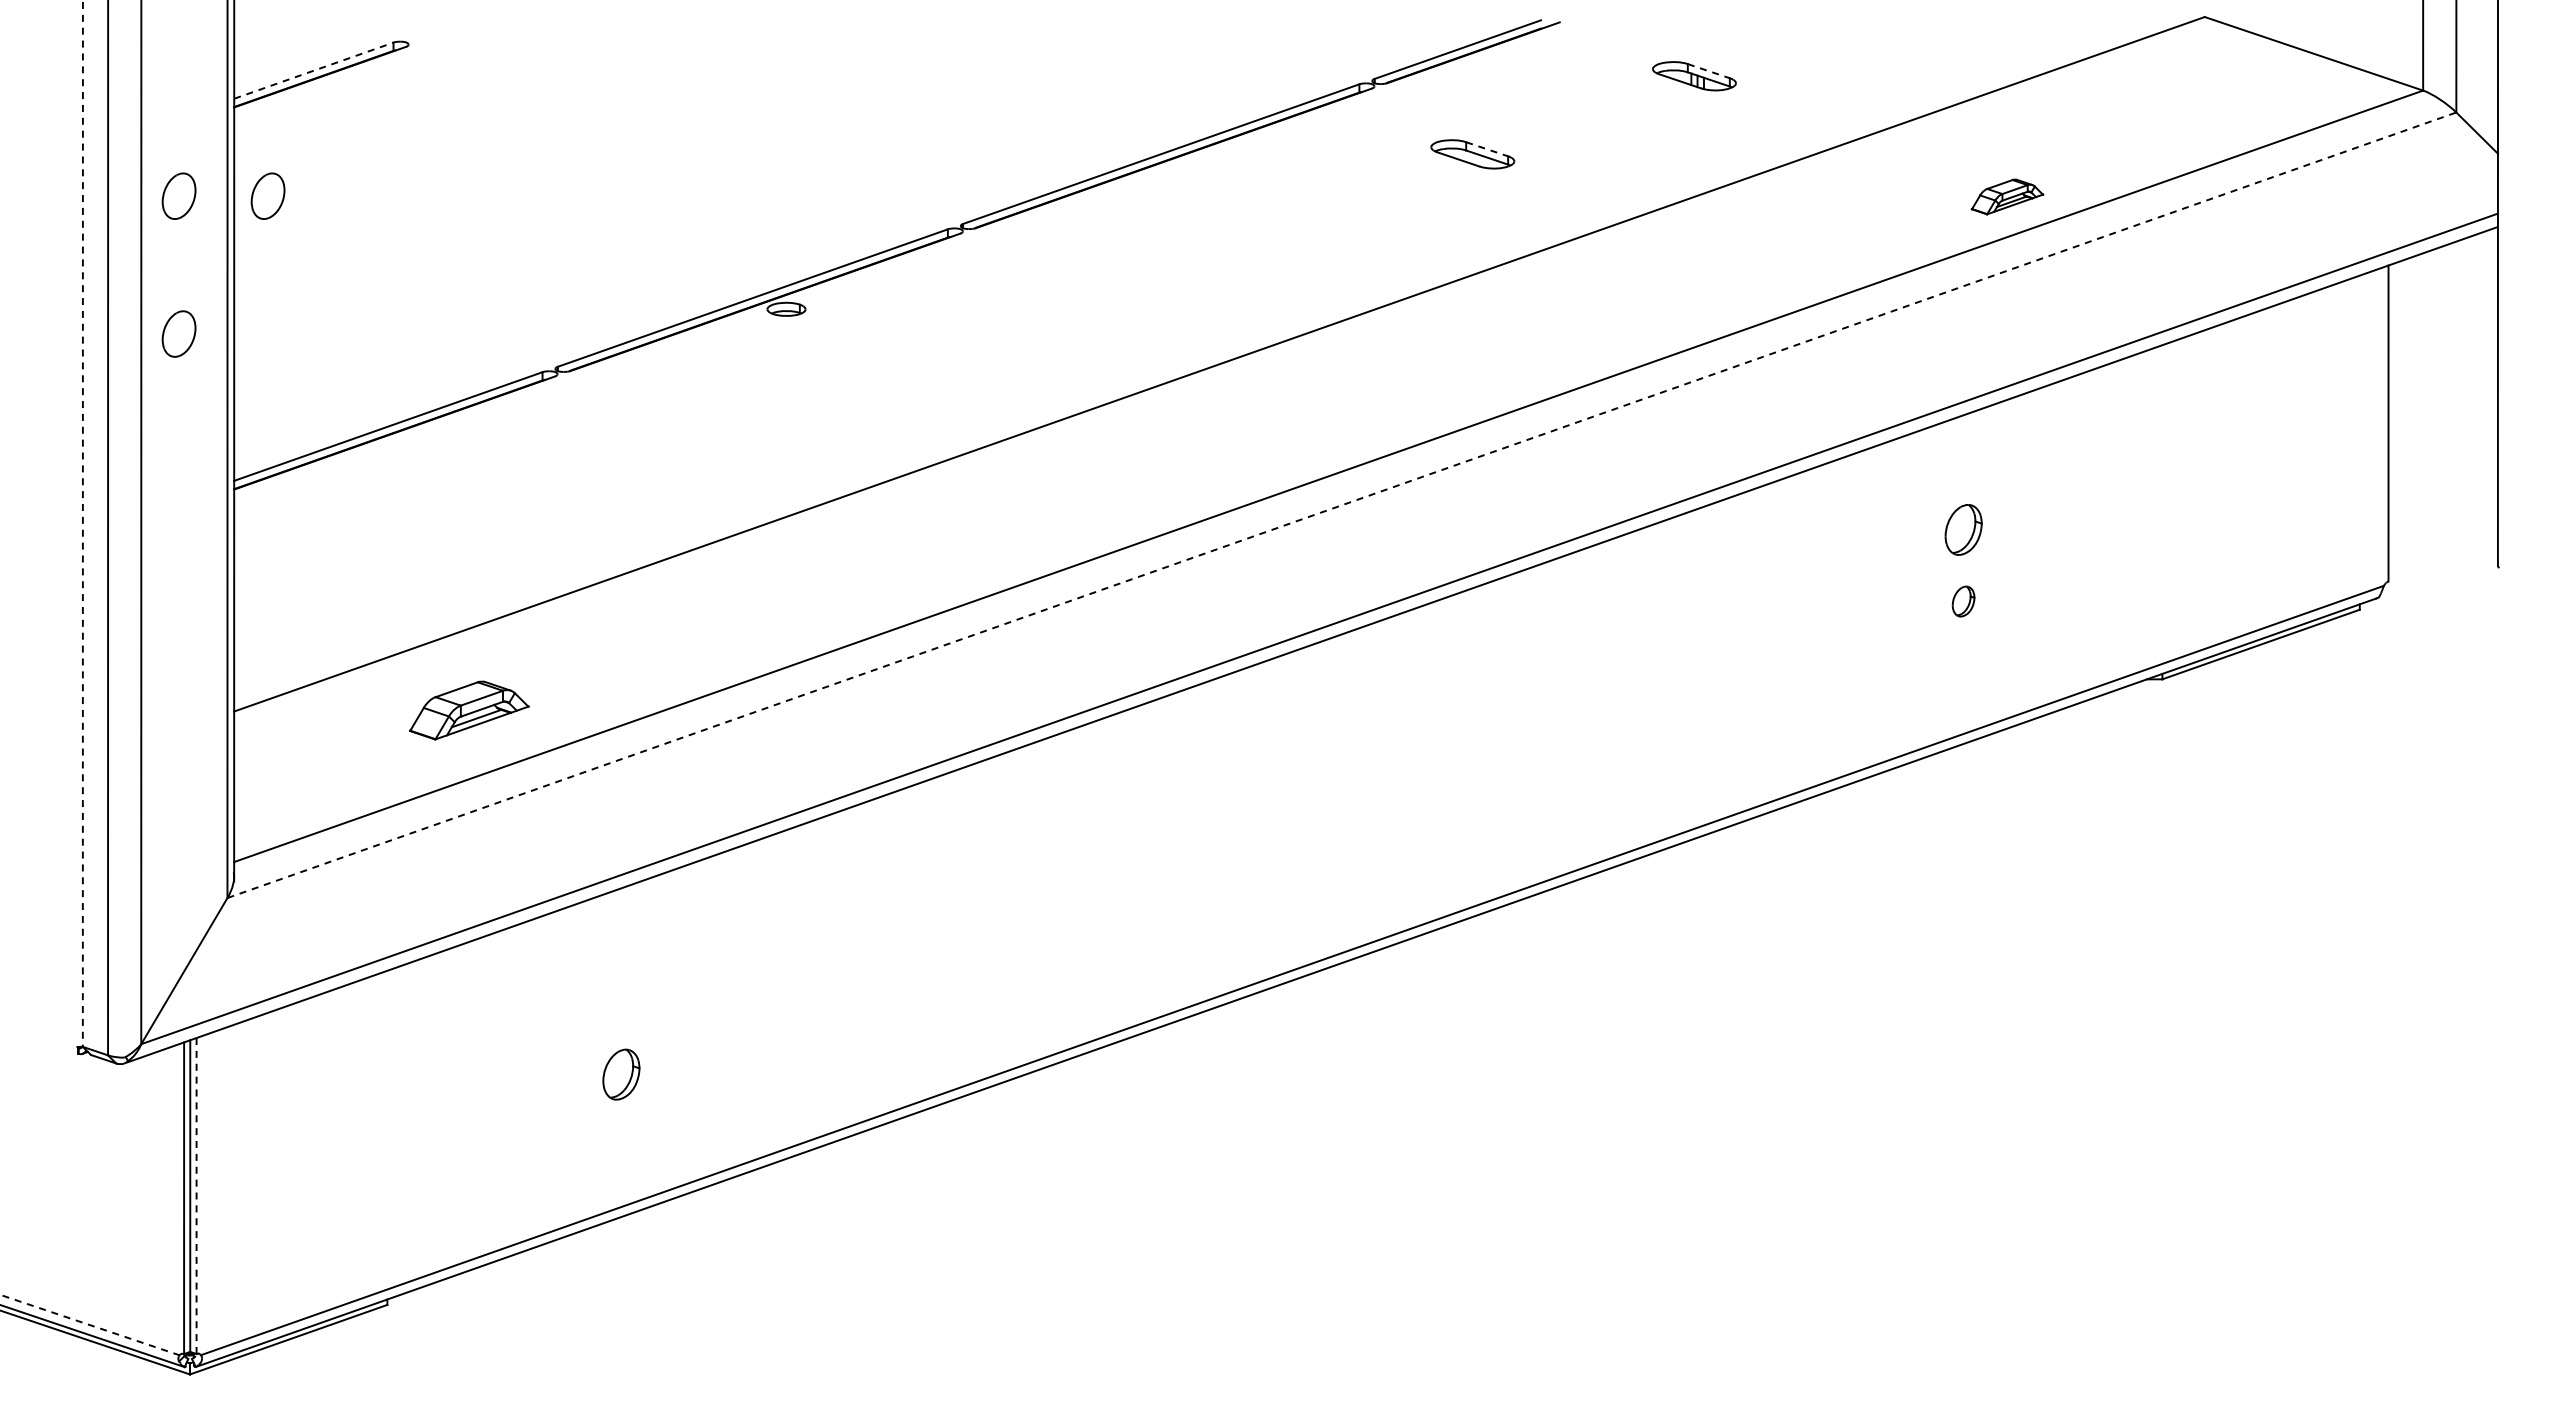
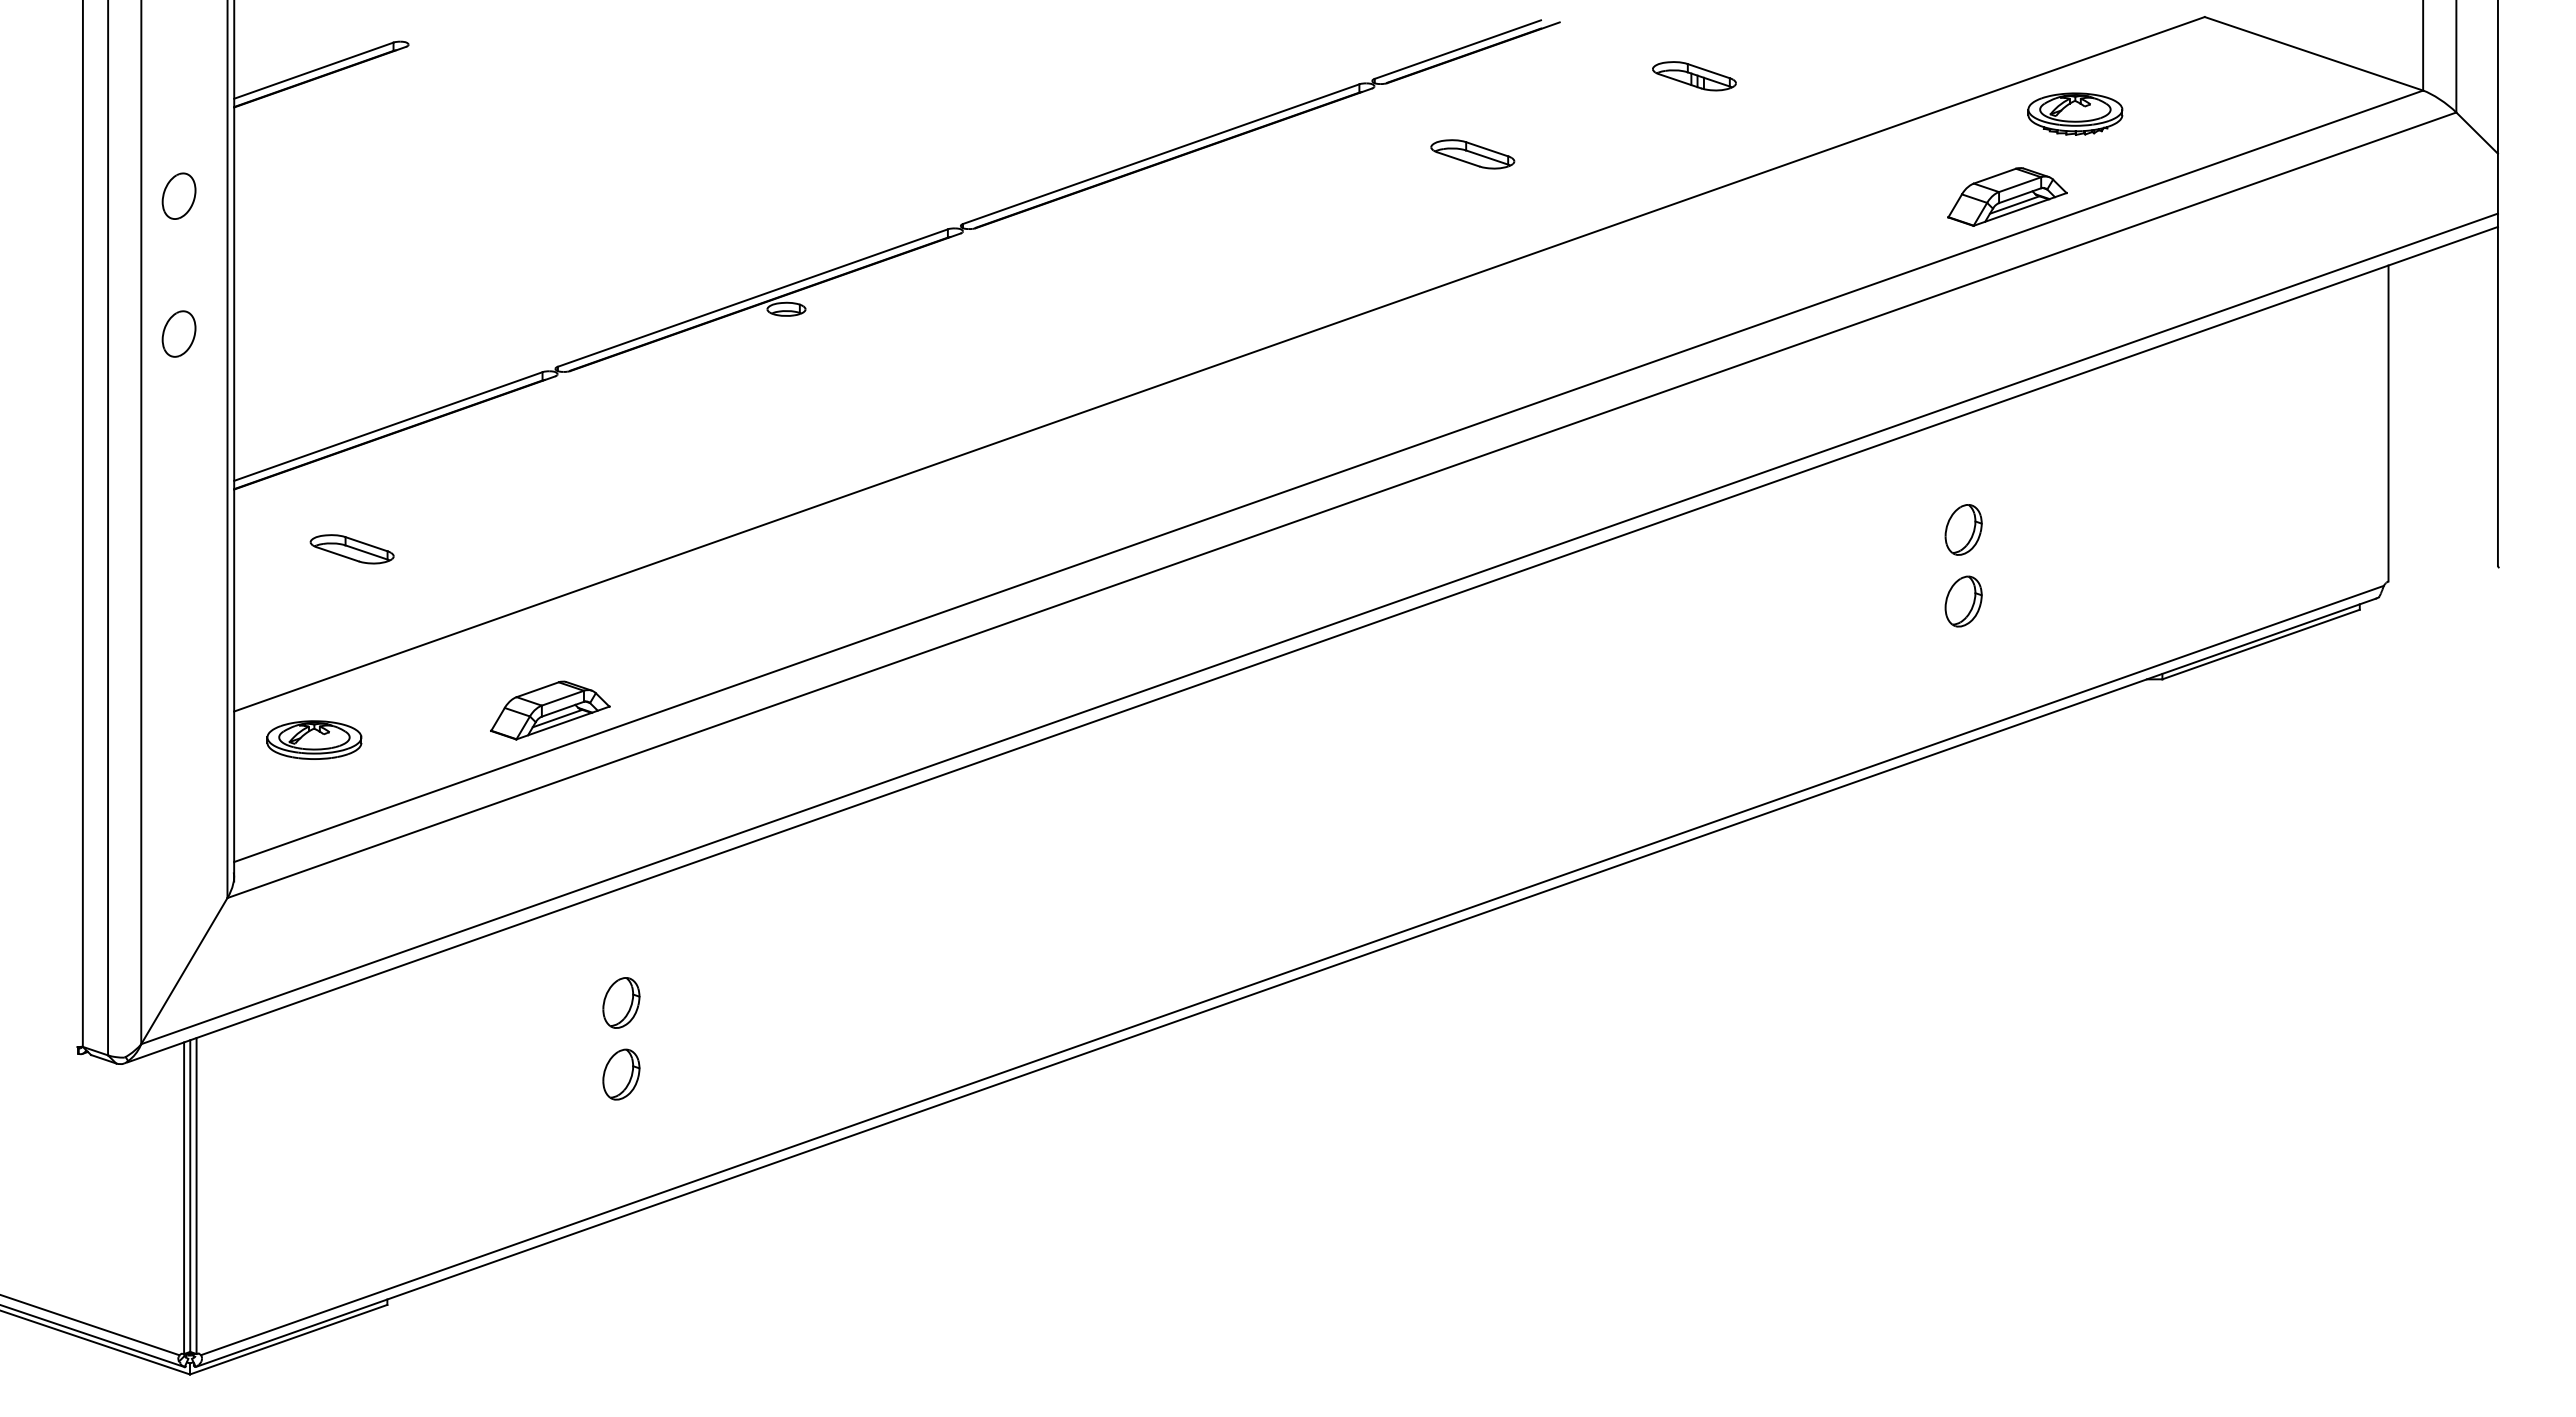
line: dashed -> solid (314, 70)
line: dashed -> solid (1709, 71)
part: none -> present (2075, 113)
line: dashed -> solid (1487, 149)
part: present -> none (267, 195)
part size: 75x38 px -> 121x60 px (2007, 196)
line: dashed -> solid (1341, 505)
line: dashed -> solid (82, 523)
part: none -> present (351, 549)
part size: 25x33 px -> 39x53 px (1963, 601)
part position: (469, 710) -> (550, 710) (550, 710)
part: none -> present (314, 739)
part: none -> present (621, 1002)
line: dashed -> solid (196, 1196)
line: dashed -> solid (90, 1325)
